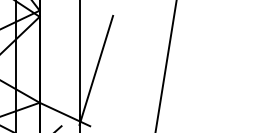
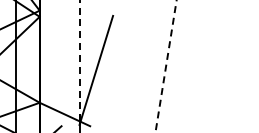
line: solid -> dashed (79, 66)
line: solid -> dashed (166, 66)
